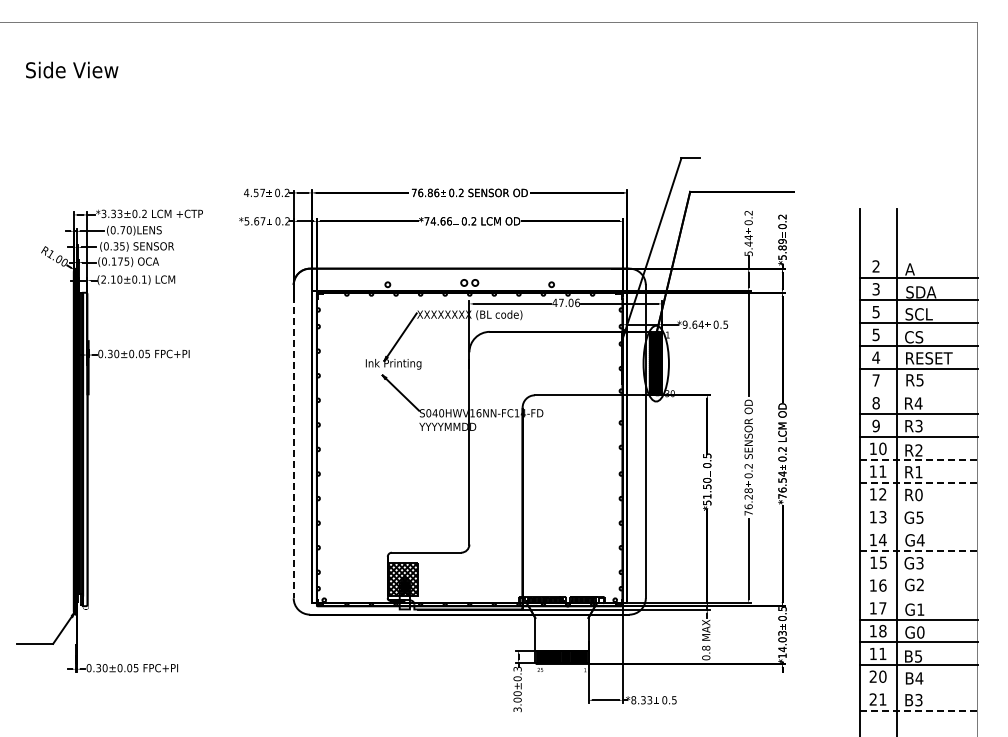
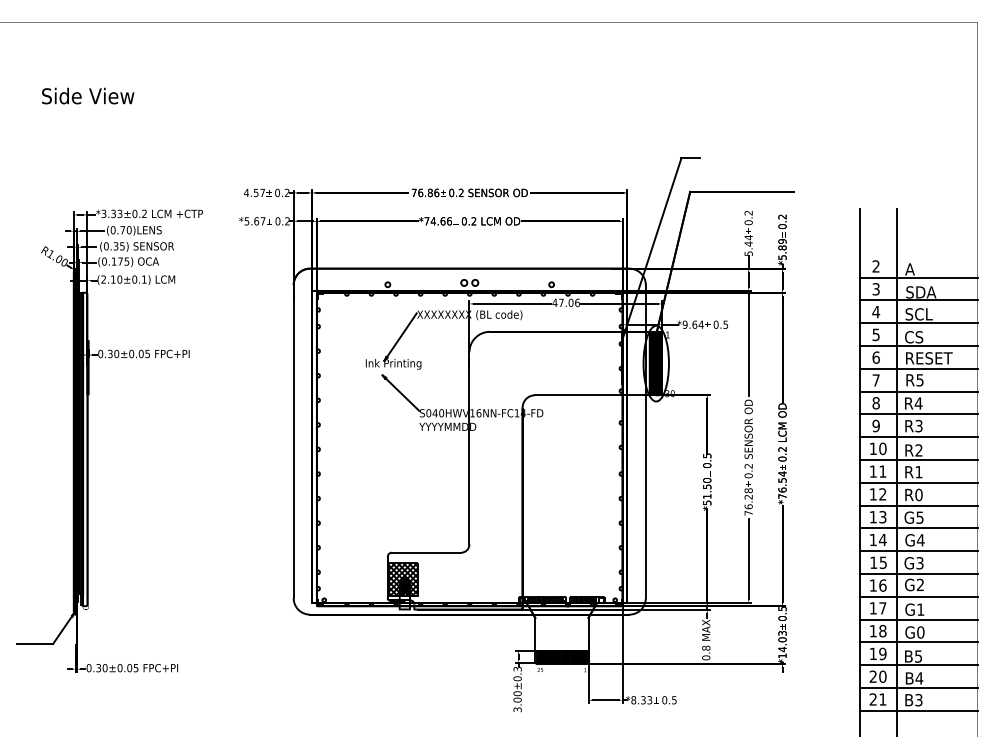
text position: (72, 69) -> (88, 95) (88, 95)
text: 5 -> 4 (876, 312)
text: 4 -> 6 (876, 357)
line: none -> present (918, 391)
line: dashed -> solid (293, 441)
line: dashed -> solid (918, 460)
line: dashed -> solid (918, 482)
line: none -> present (918, 505)
line: none -> present (918, 528)
line: dashed -> solid (918, 551)
line: none -> present (918, 574)
line: none -> present (918, 596)
text: 11 -> 19 (882, 653)
line: none -> present (918, 687)
line: dashed -> solid (918, 710)
